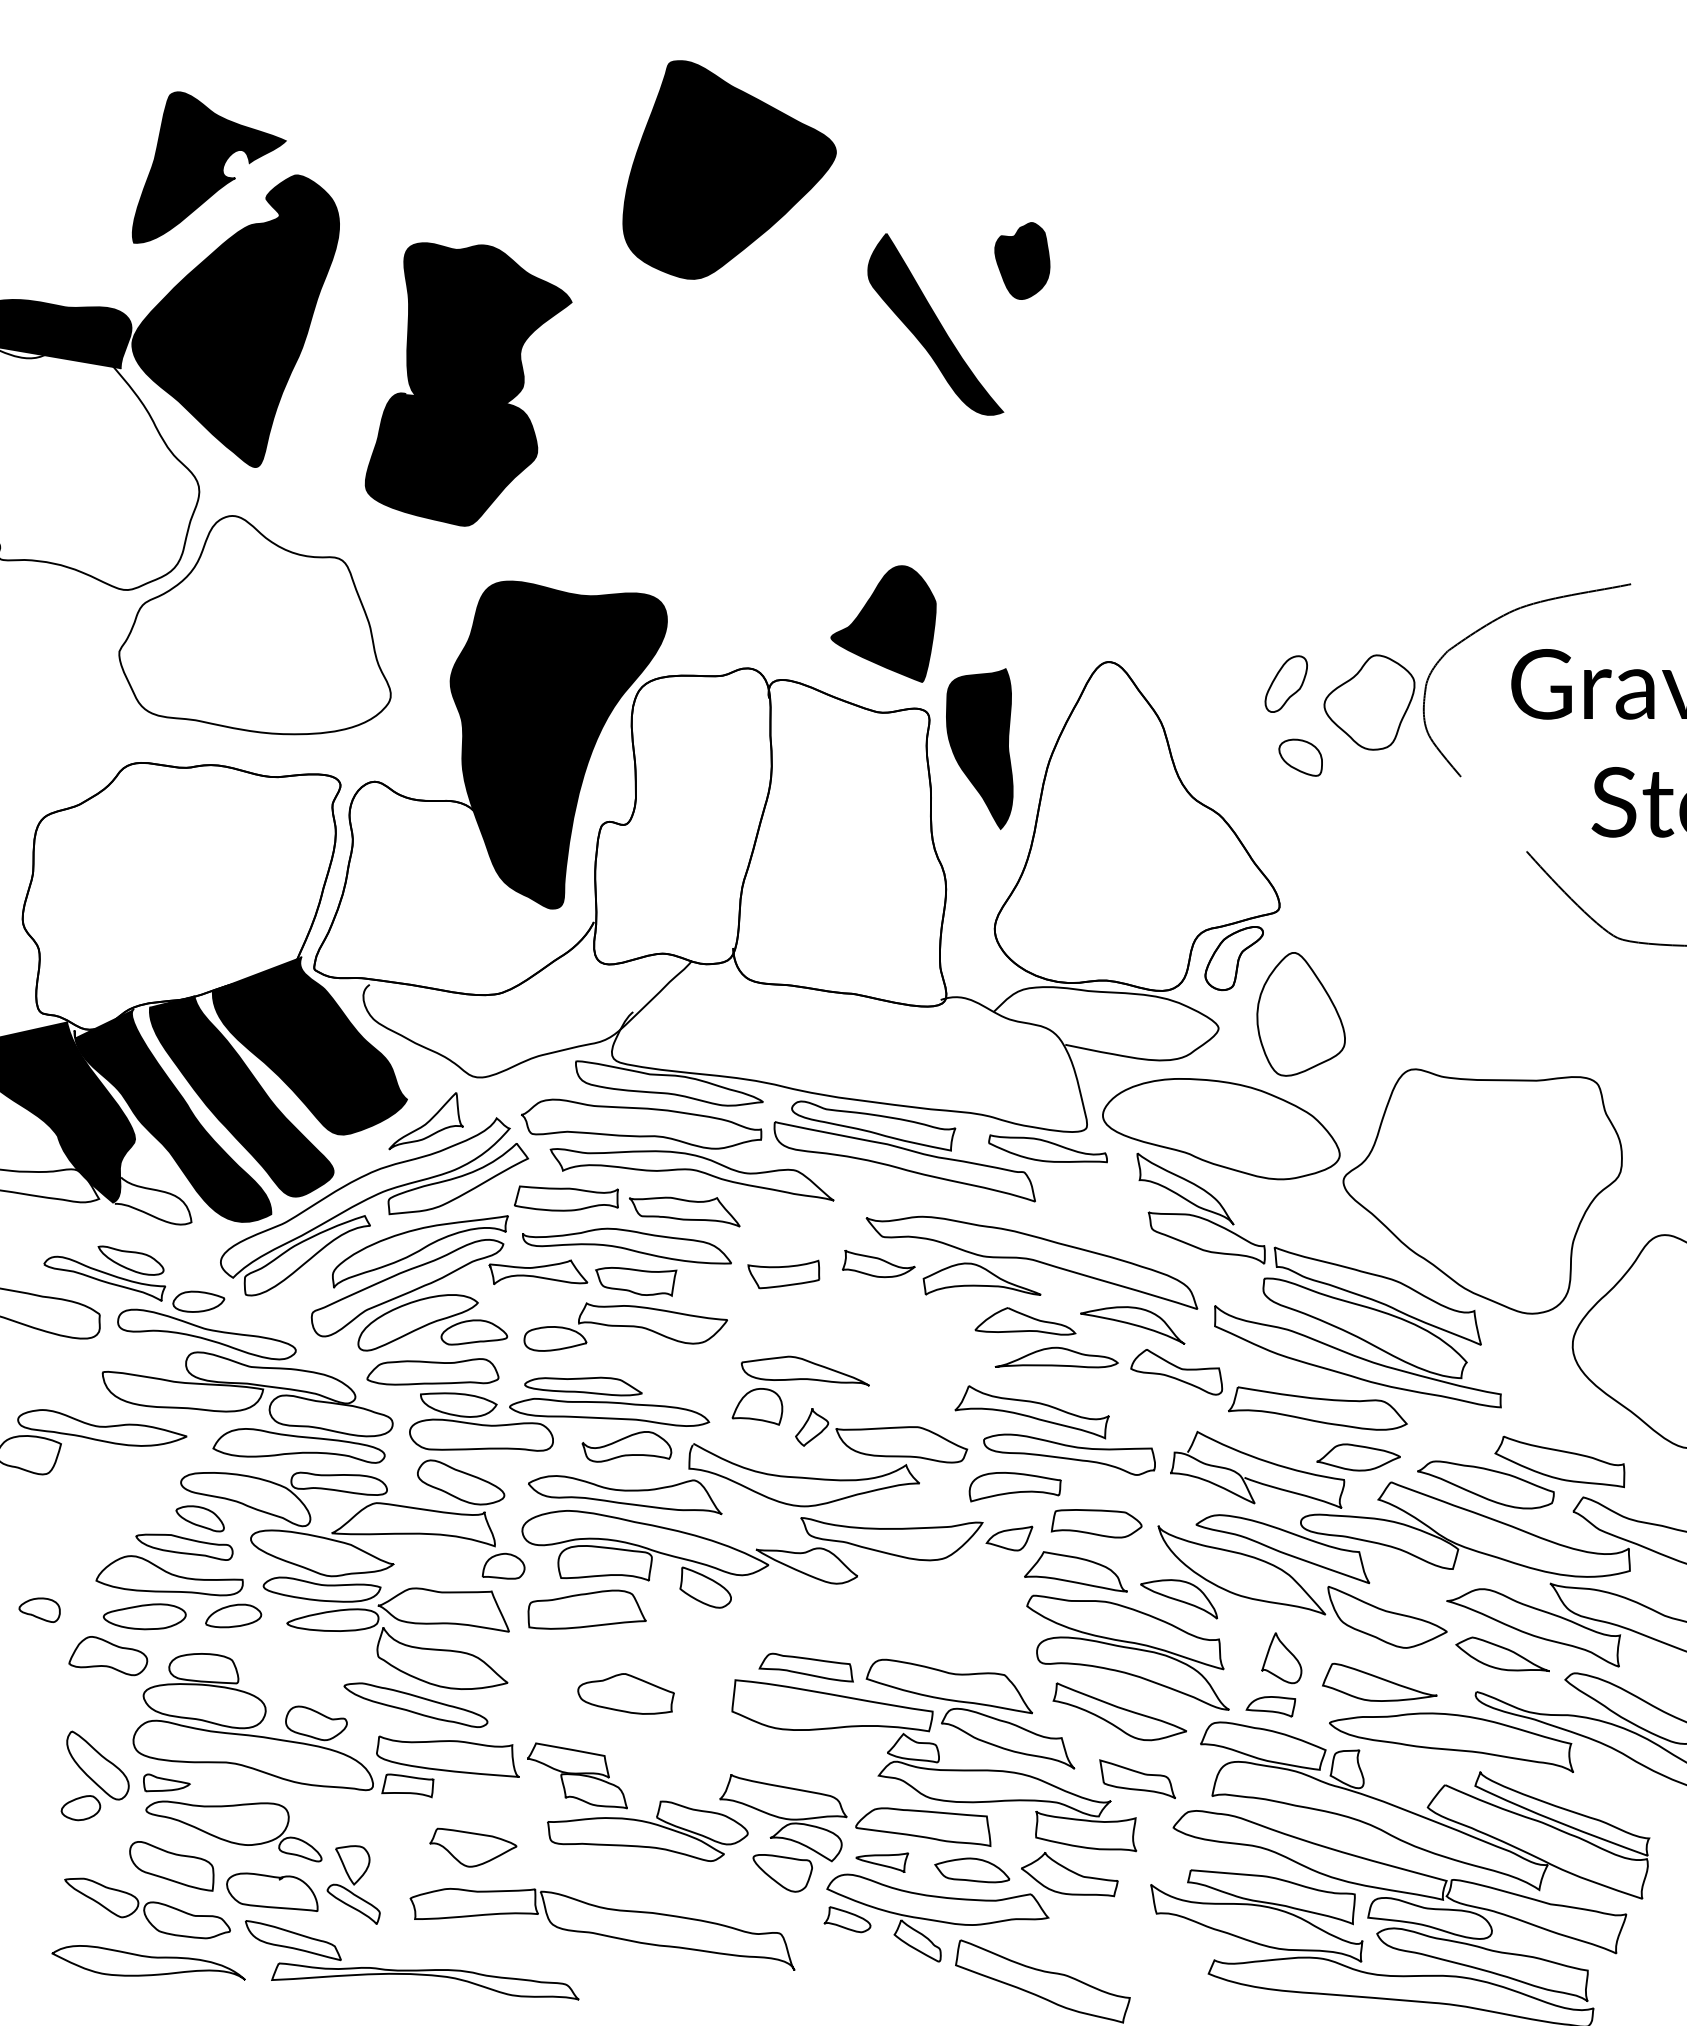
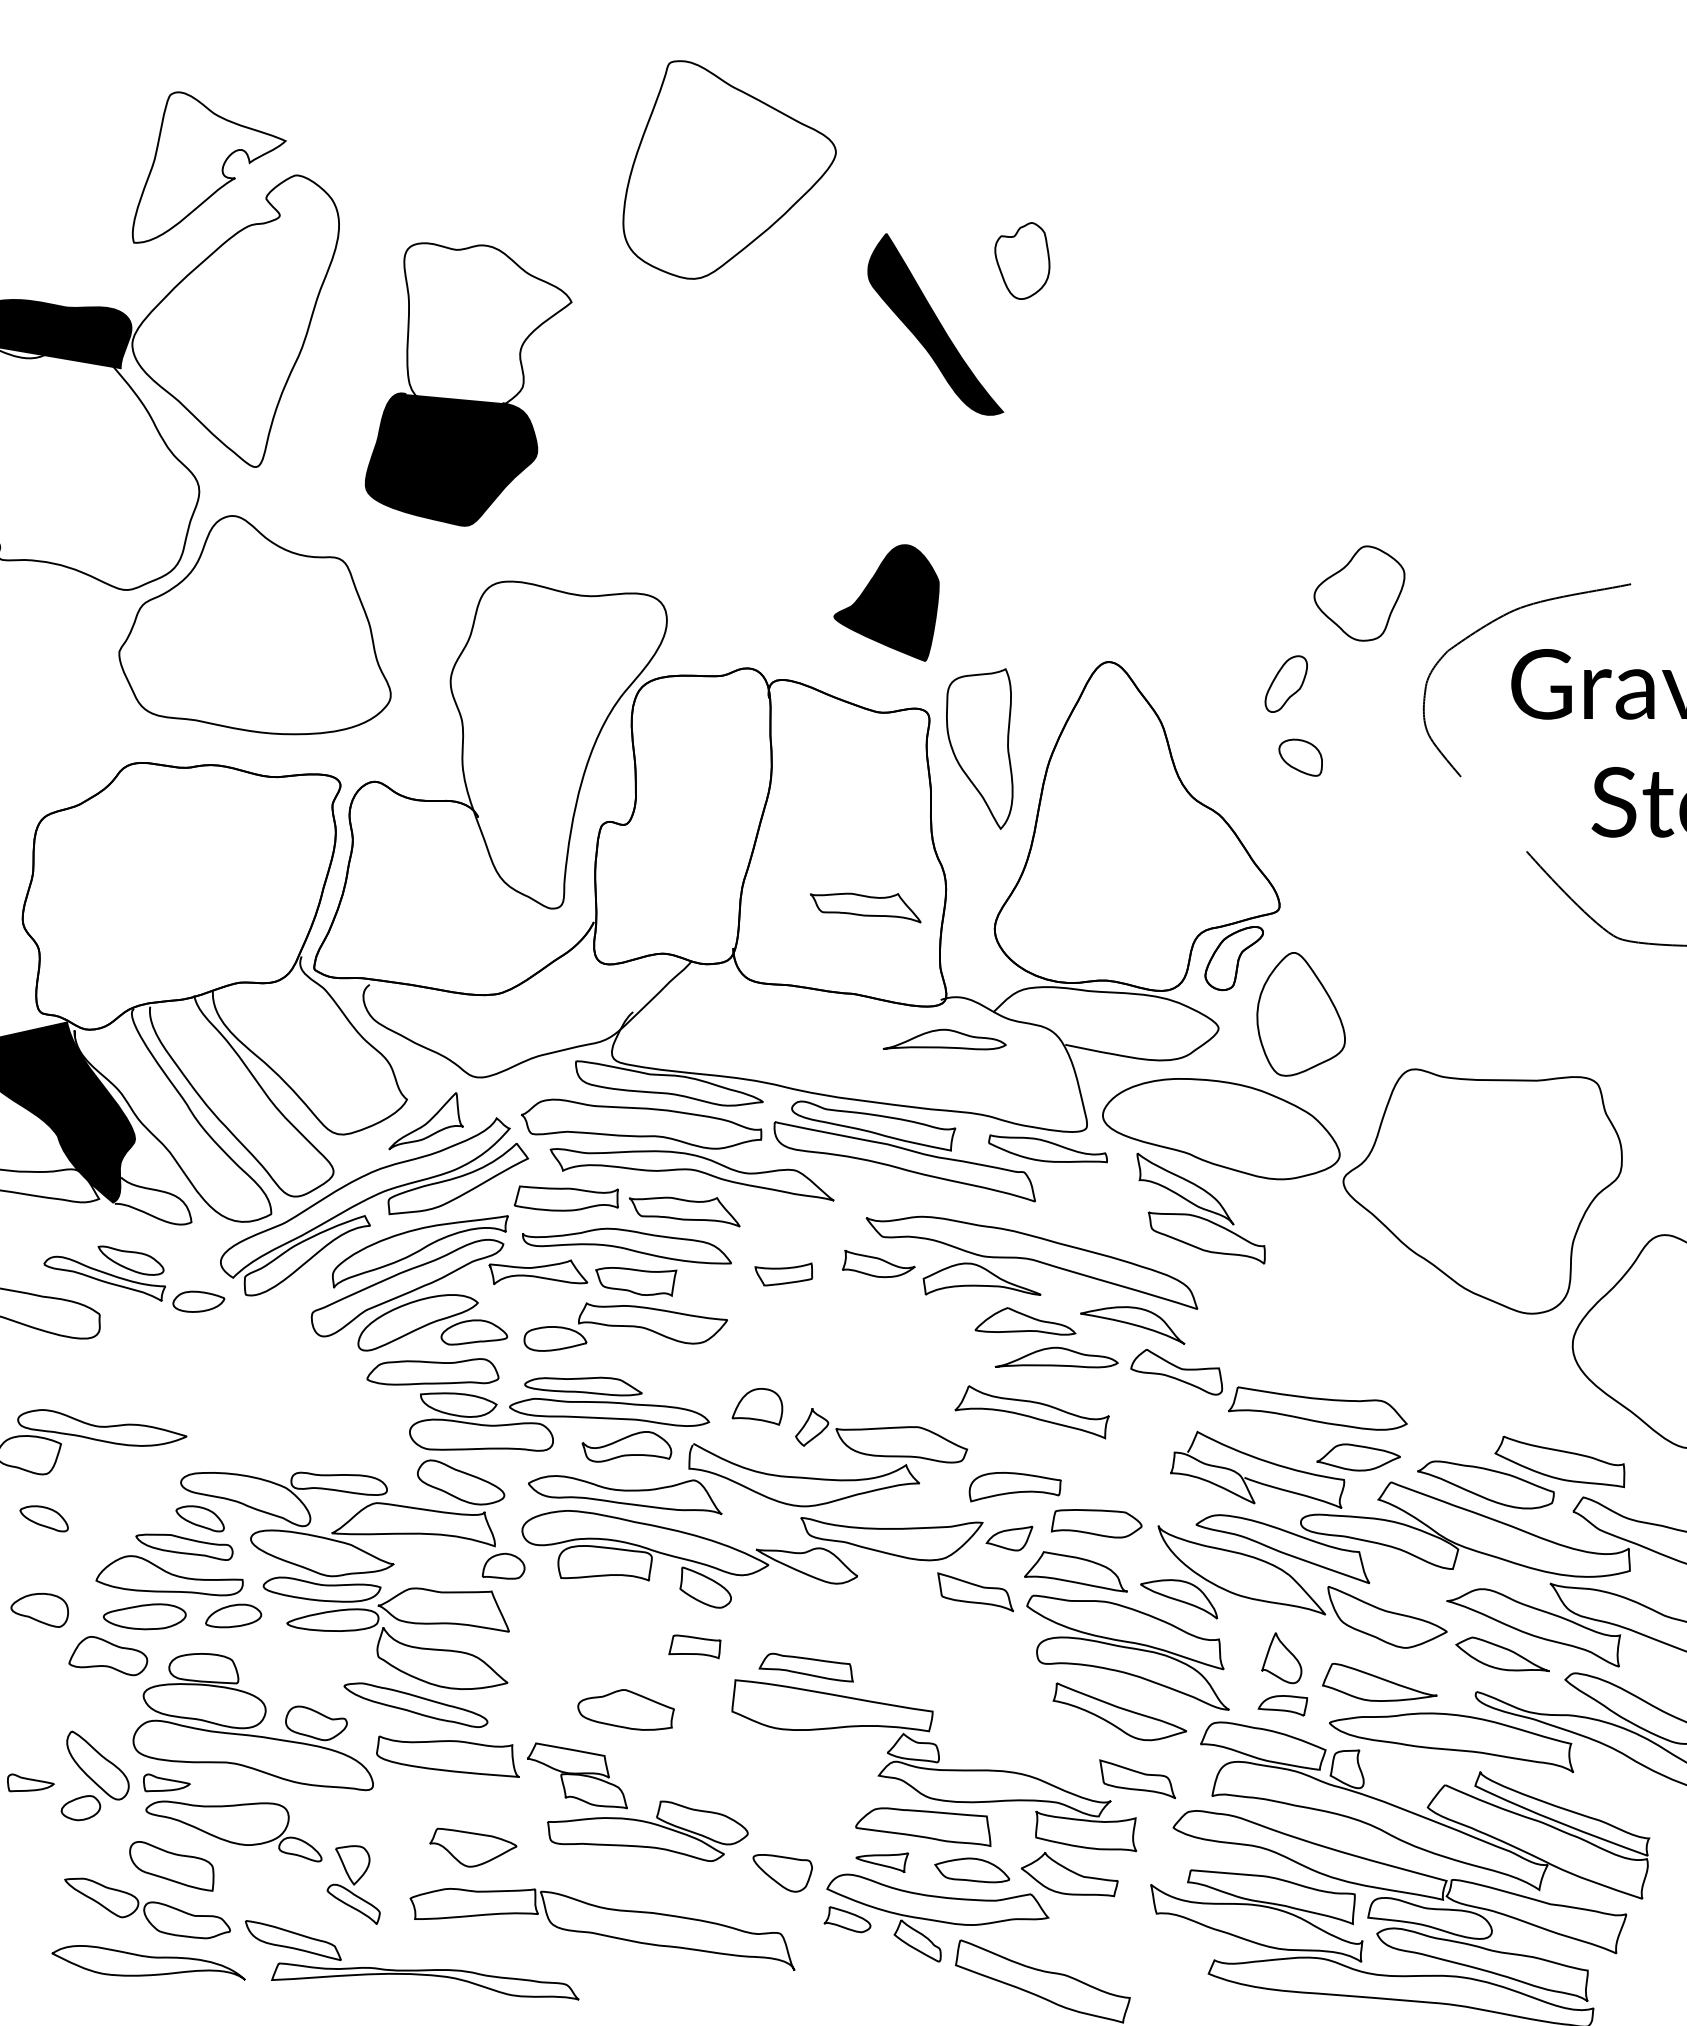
fill: present -> none (208, 167)
fill: present -> none (729, 169)
fill: present -> none (1022, 260)
fill: present -> none (235, 321)
fill: present -> none (487, 333)
part position: (883, 623) -> (886, 602) (886, 602)
part position: (1369, 702) -> (1359, 593) (1359, 593)
fill: present -> none (558, 744)
fill: present -> none (979, 748)
part: none -> present (865, 907)
part: none -> present (944, 1039)
fill: present -> none (309, 1045)
fill: present -> none (241, 1095)
fill: present -> none (172, 1114)
part size: 74x31 px -> 60x25 px (783, 1274)
part: present -> none (1357, 1327)
part: present -> none (804, 1370)
part: present -> none (247, 1385)
part: present -> none (1069, 1454)
part: none -> present (43, 1518)
part: none -> present (975, 1591)
part size: 43x26 px -> 59x35 px (39, 1610)
part: present -> none (586, 1609)
part position: (625, 1693) -> (625, 1709) (625, 1709)
part position: (1270, 1706) -> (1282, 1705) (1282, 1705)
part: present -> none (970, 1713)
part: none -> present (30, 1782)
part position: (407, 1785) -> (694, 1646) (694, 1646)
part: present -> none (783, 1818)
curve: present -> none (279, 1880)
